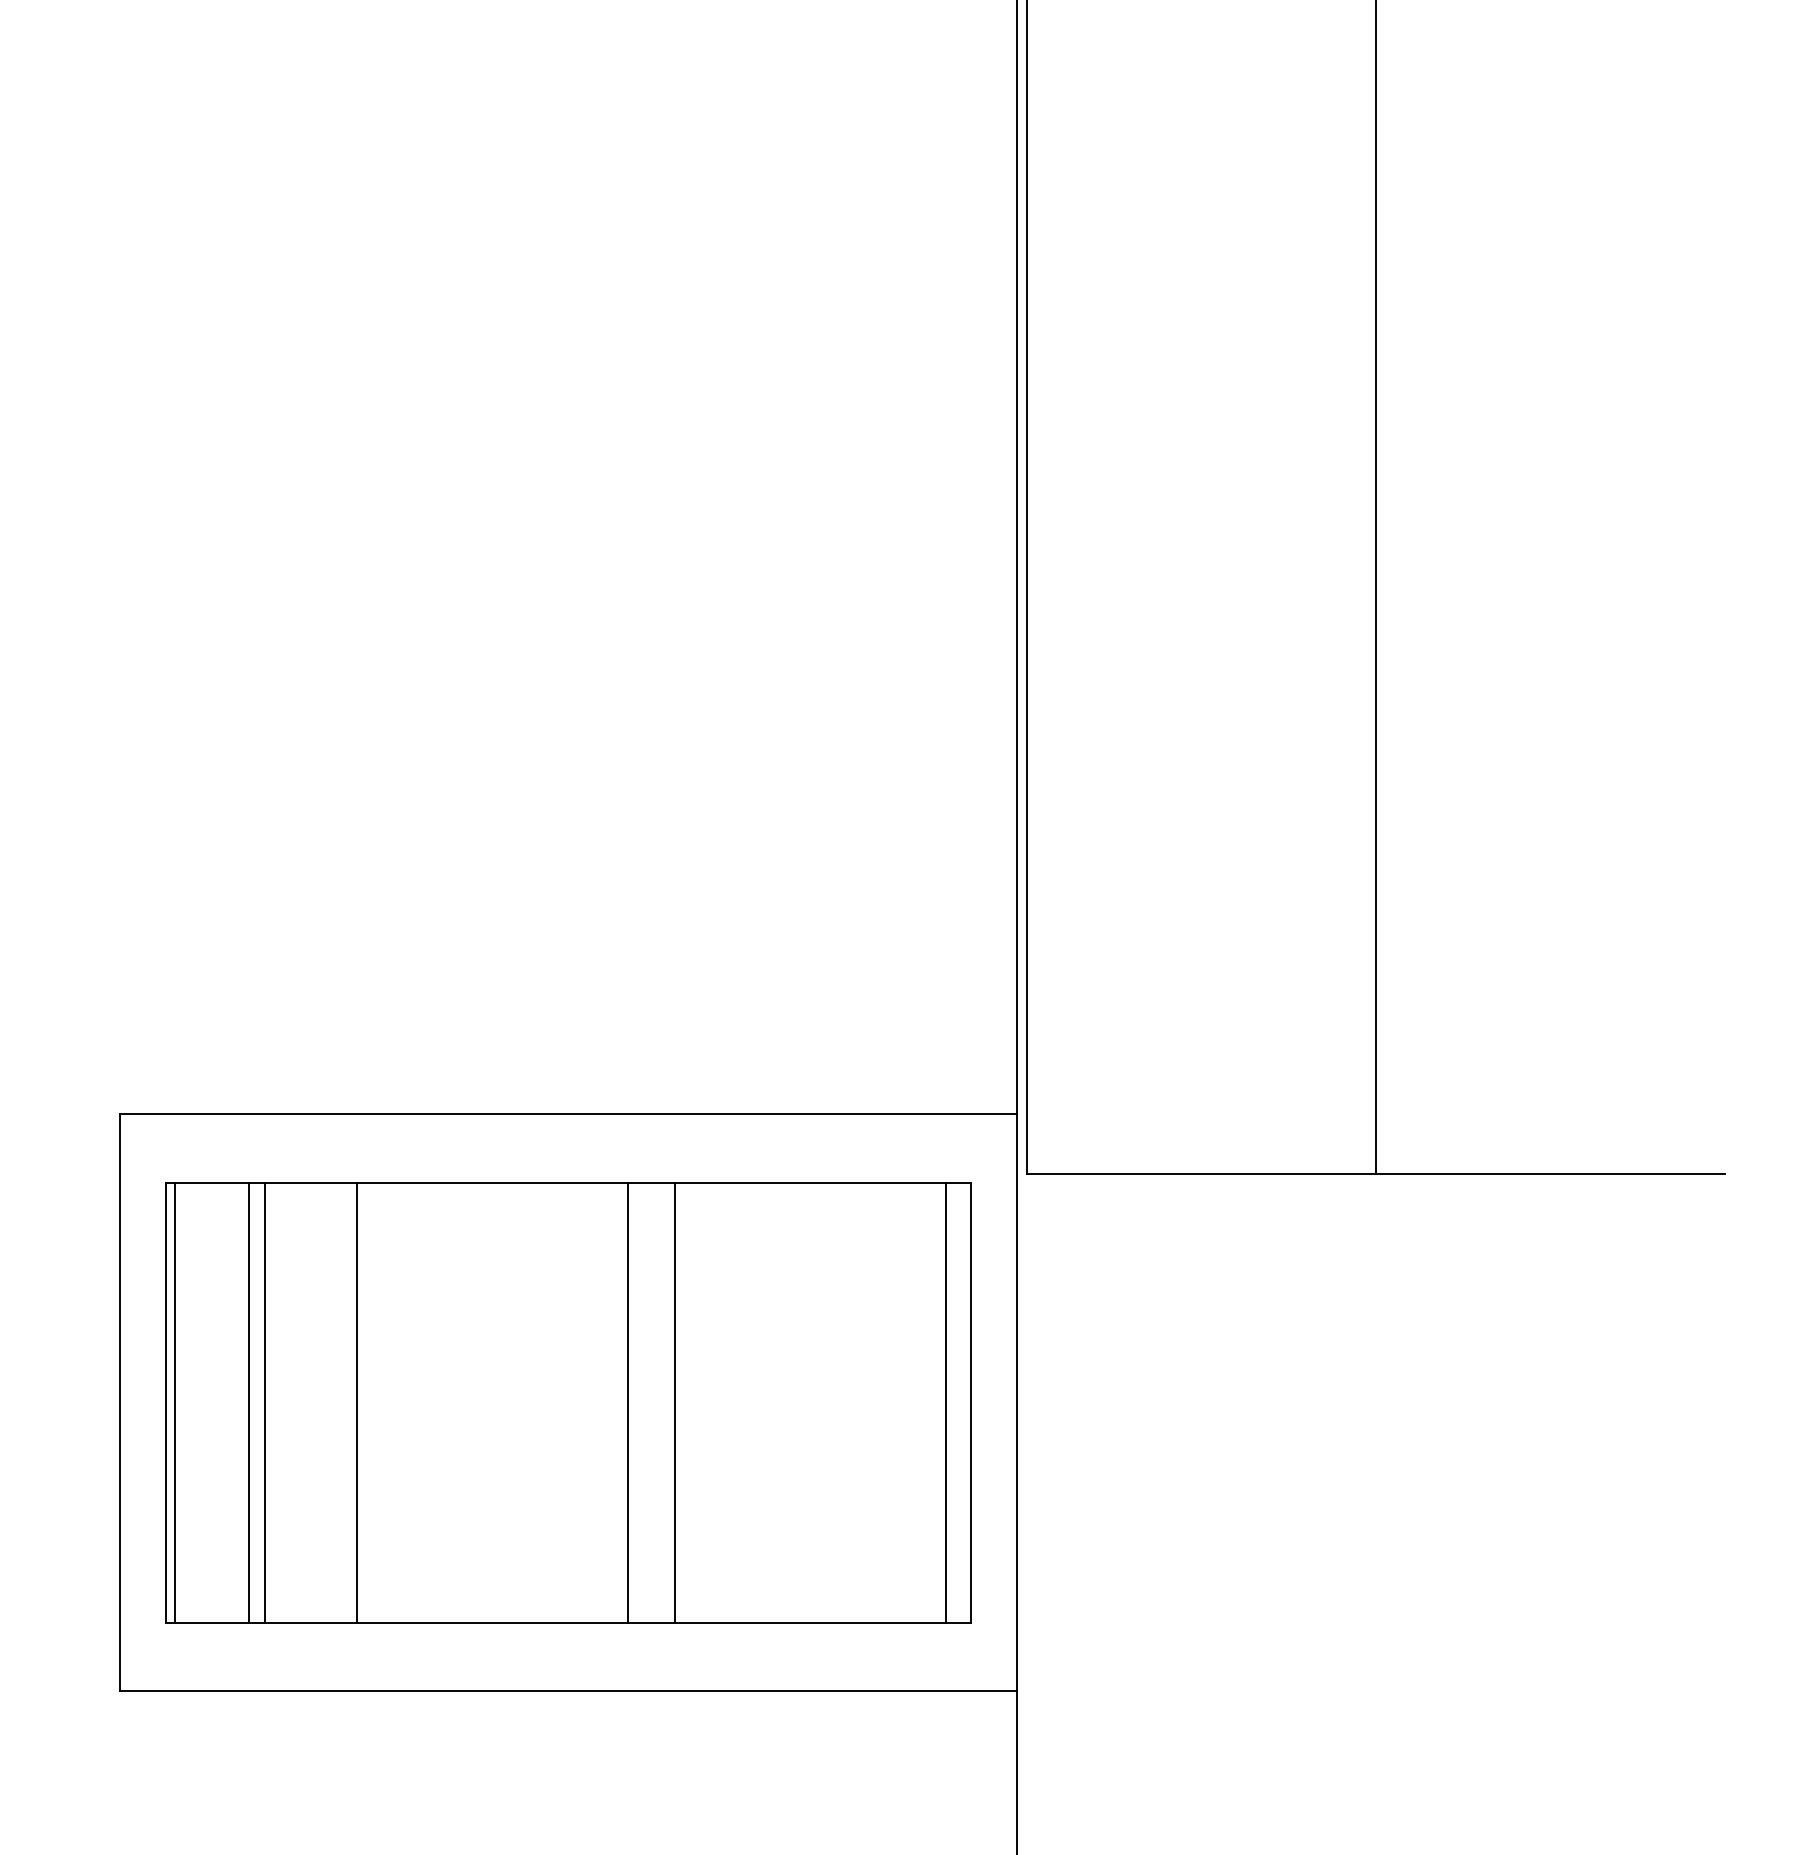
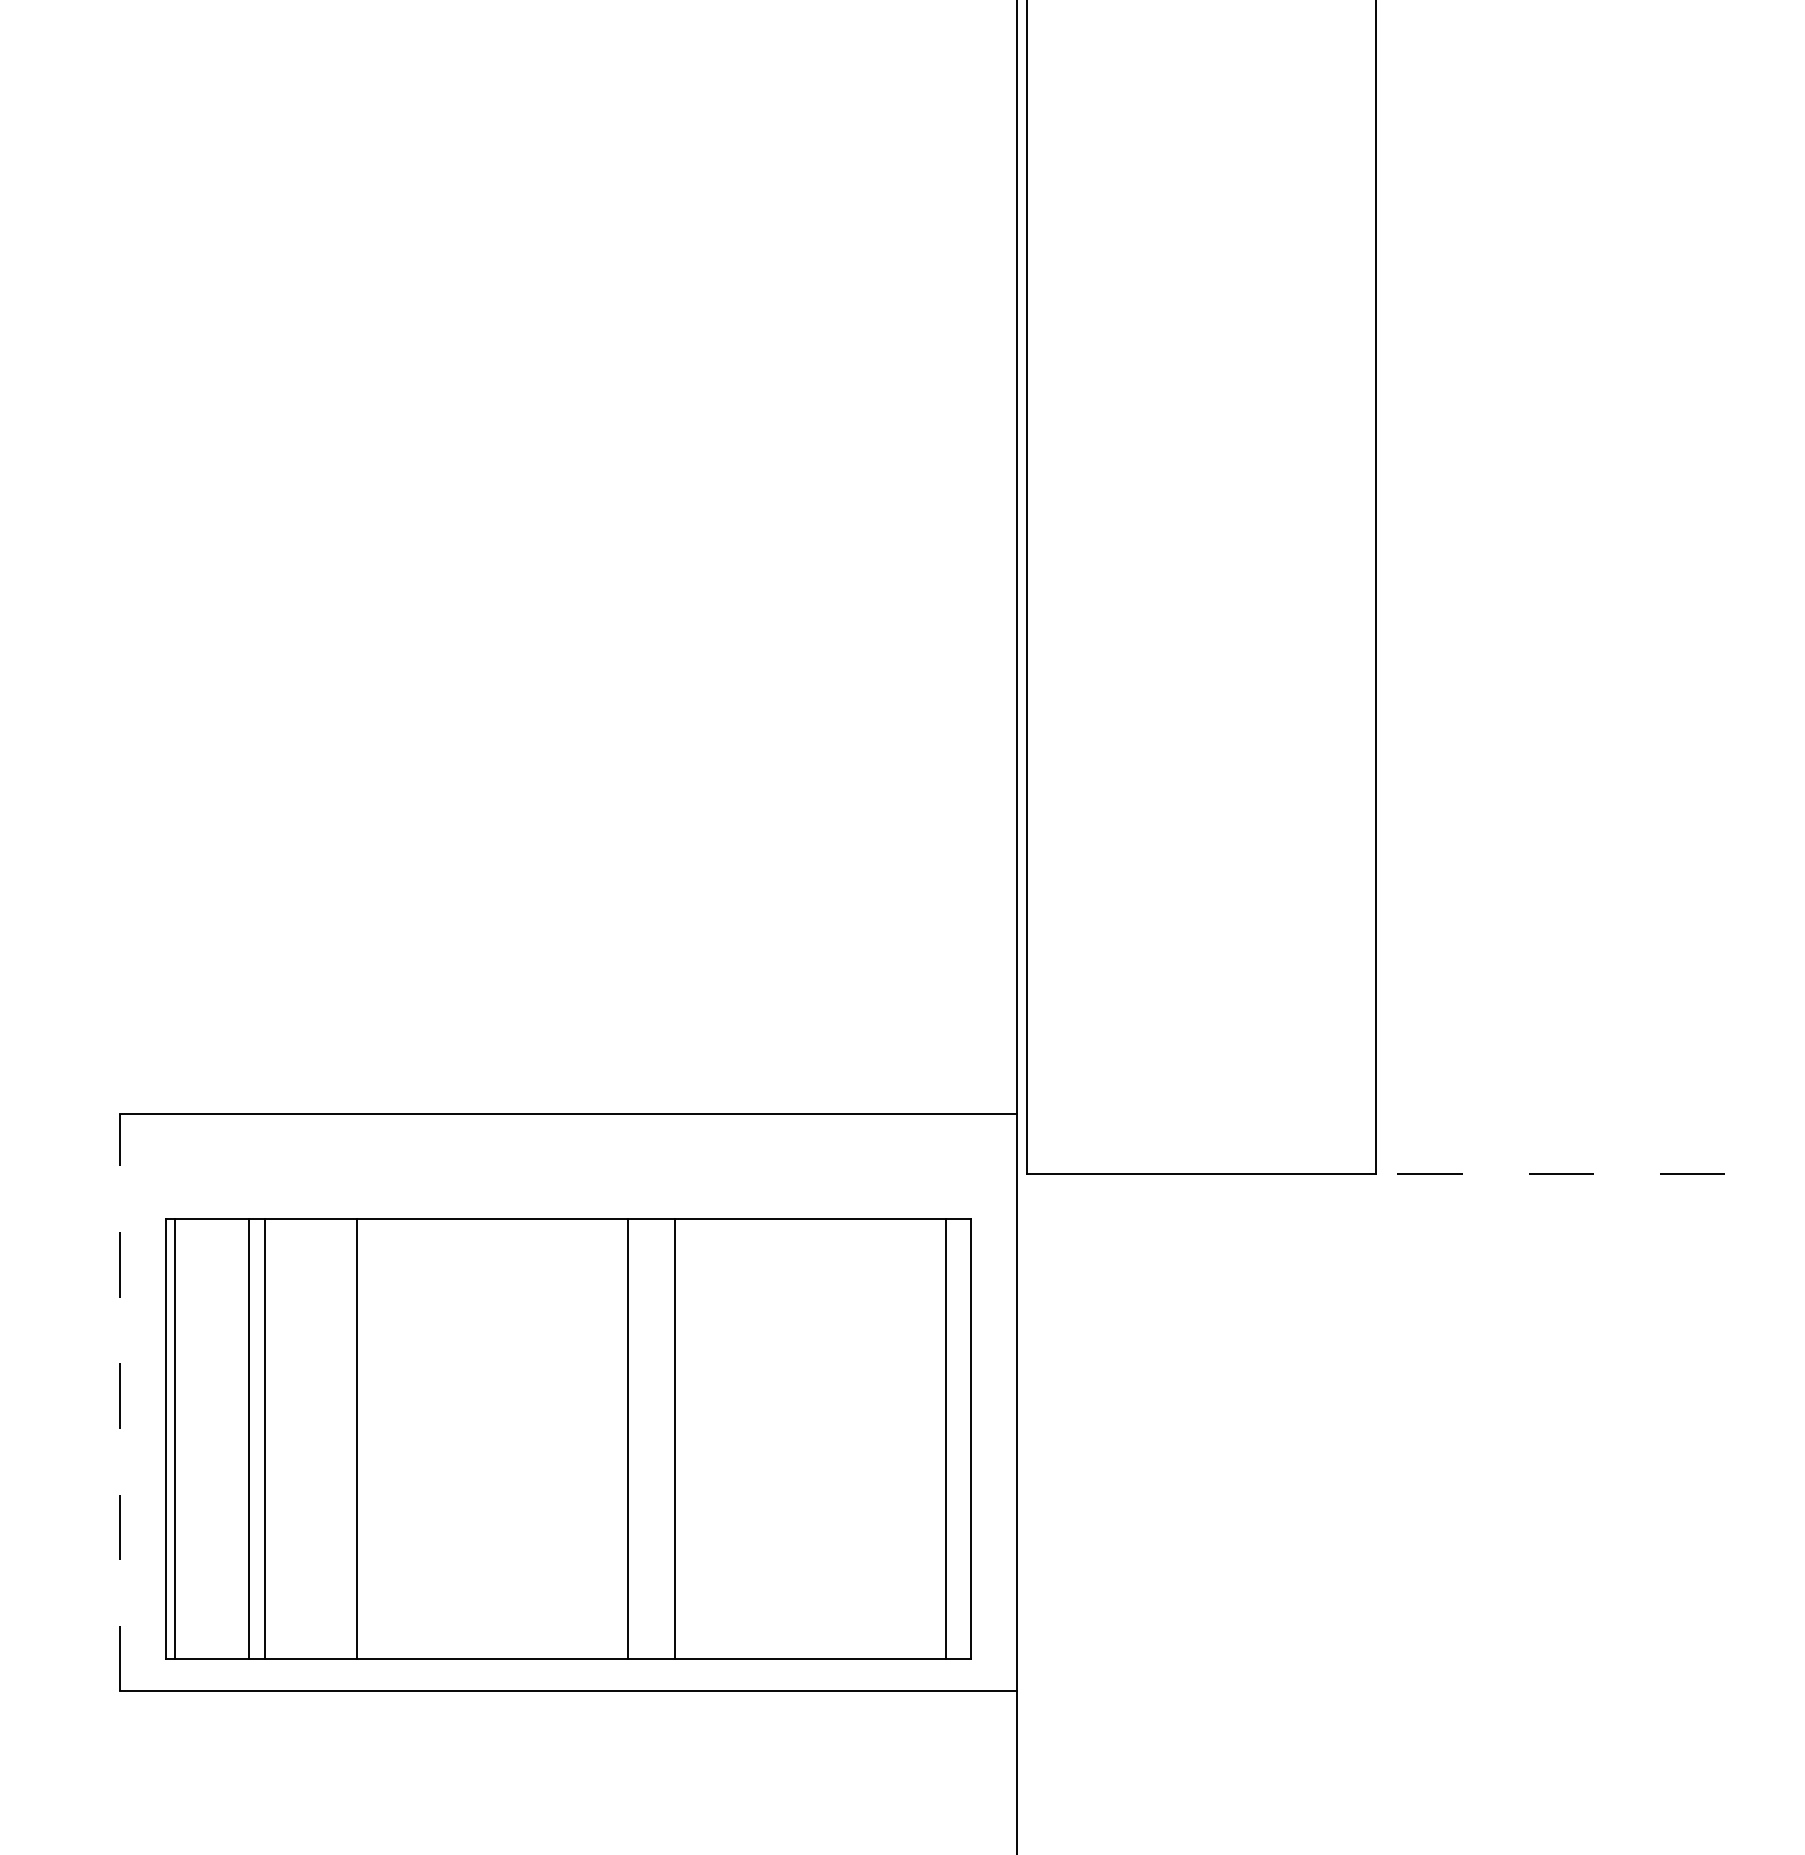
line: solid -> dashed (1550, 1173)
line: solid -> dashed (120, 1402)
part position: (568, 1402) -> (568, 1438) (568, 1438)
